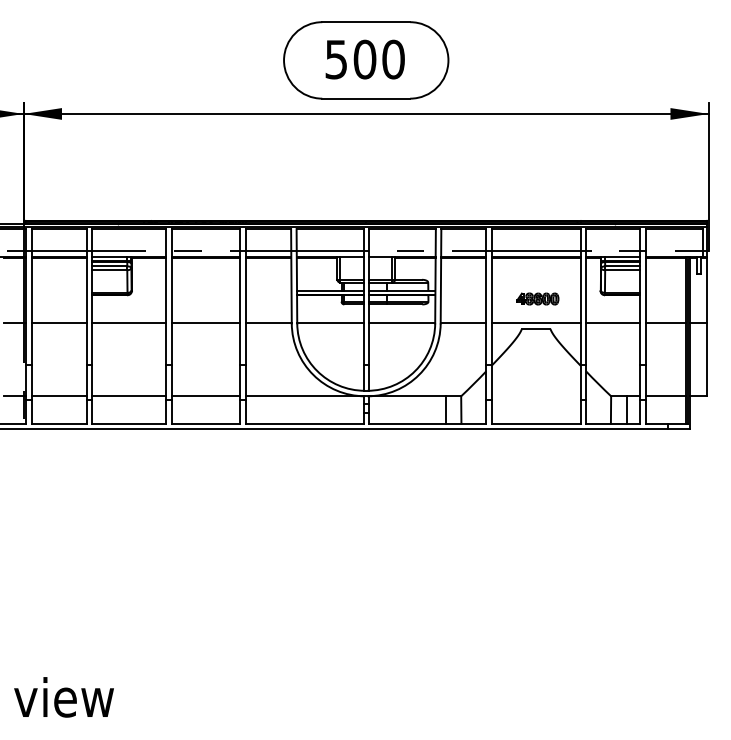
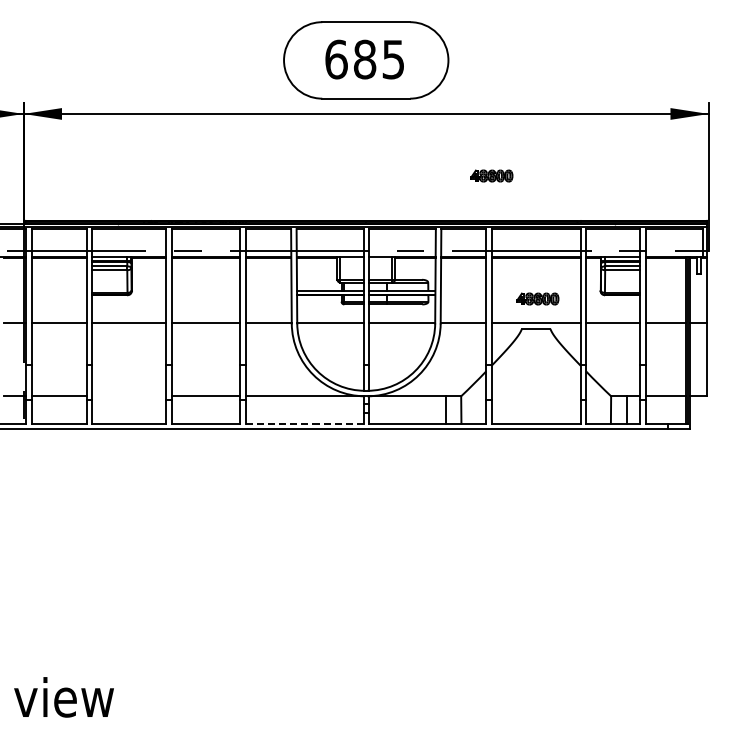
text: 500 -> 685 (364, 59)
part: none -> present (491, 175)
line: present -> none (129, 396)
line: solid -> dashed (304, 423)
